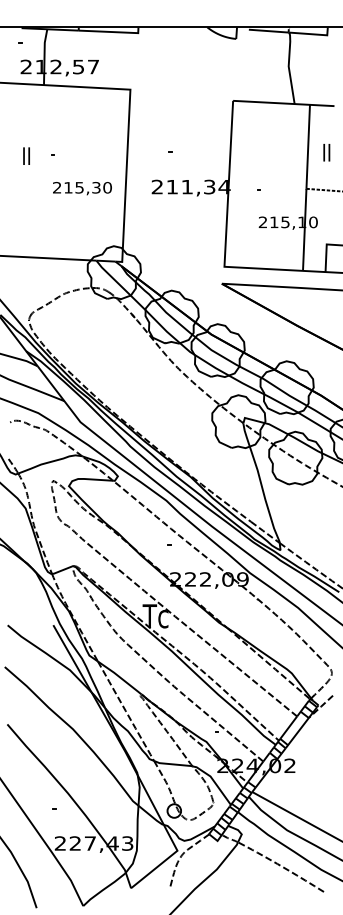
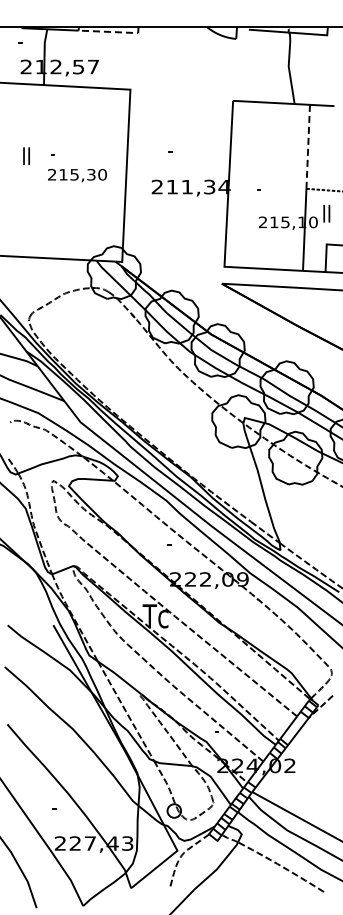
line: solid -> dashed (111, 32)
line: solid -> dashed (308, 146)
text position: (326, 152) -> (326, 213) (326, 213)
text position: (82, 188) -> (77, 175) (77, 175)
